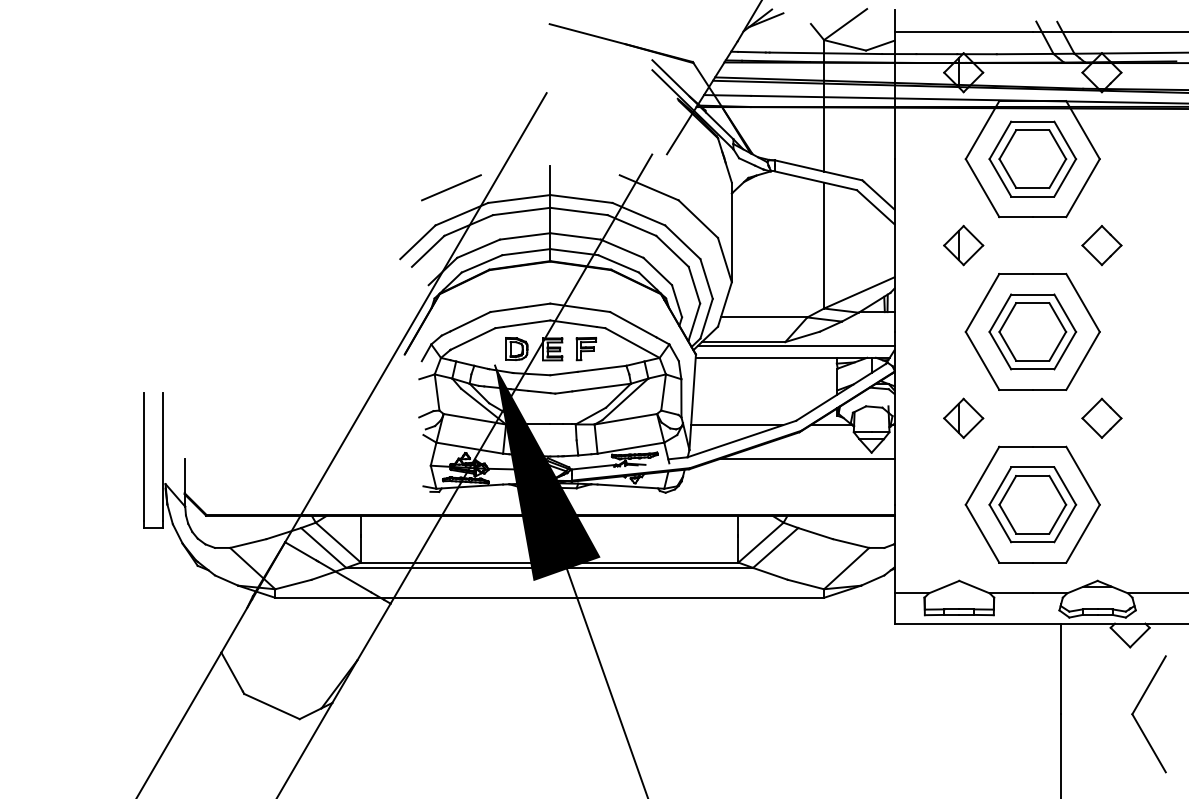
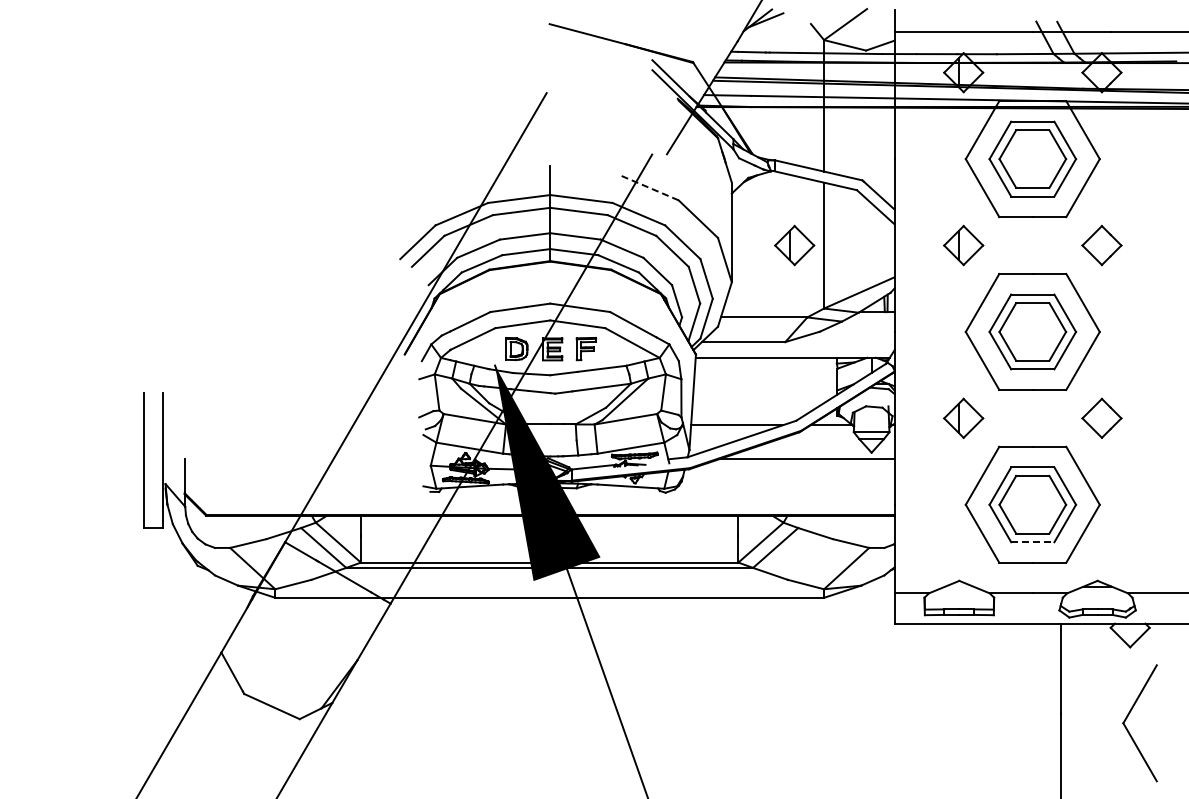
line: present -> none (451, 187)
line: solid -> dashed (648, 187)
part: none -> present (794, 245)
line: present -> none (795, 346)
line: solid -> dashed (1032, 542)
part position: (1138, 722) -> (1129, 731) (1129, 731)
